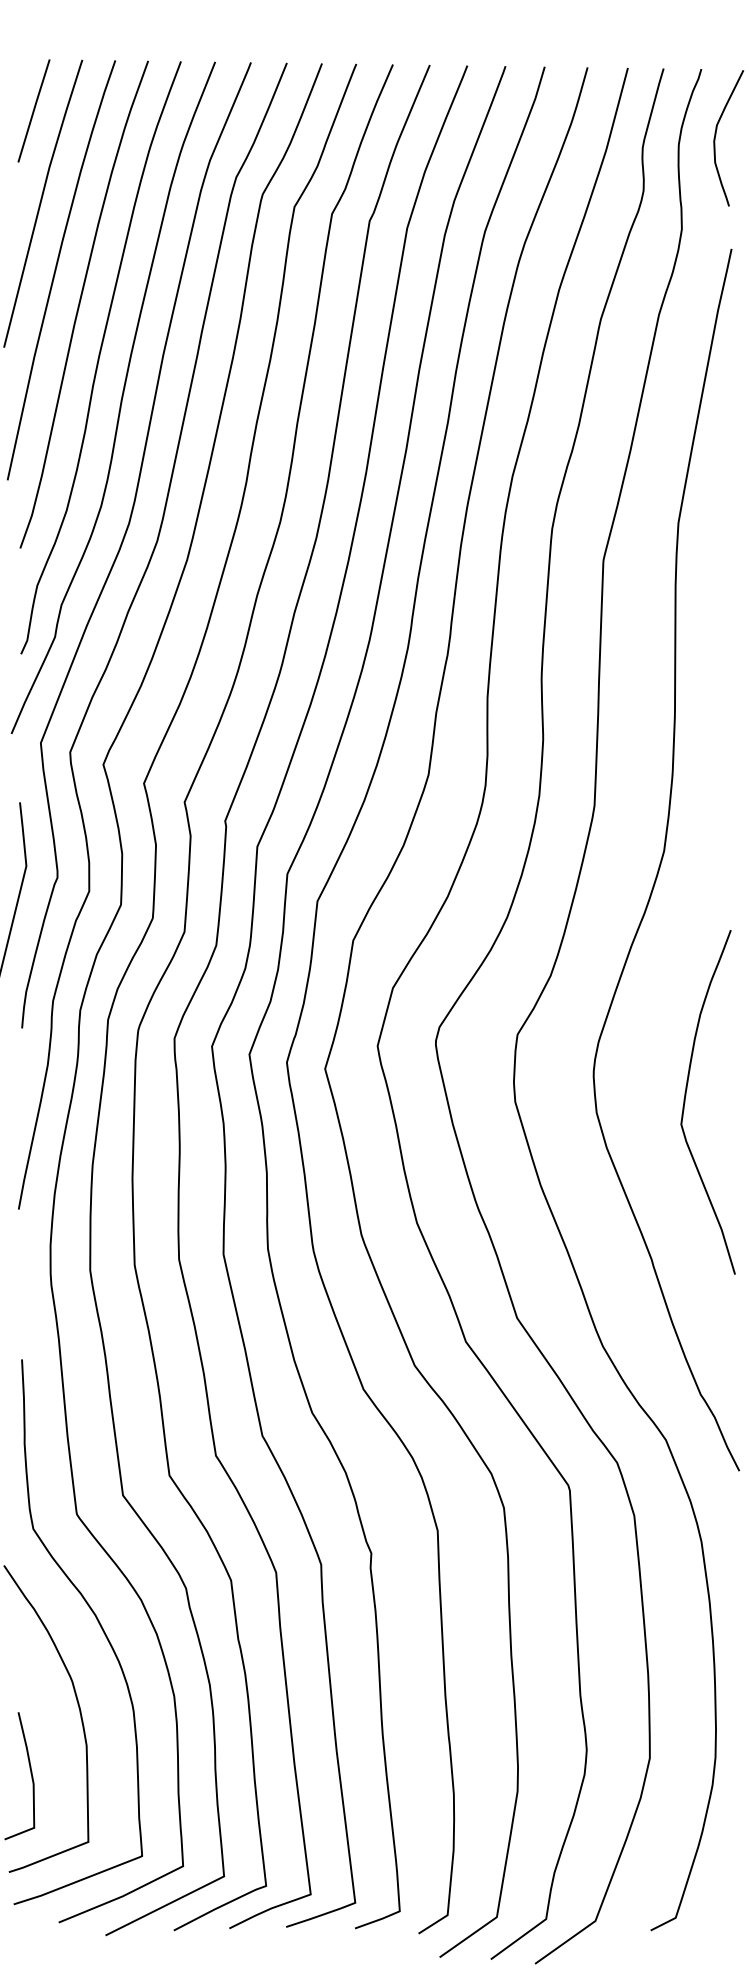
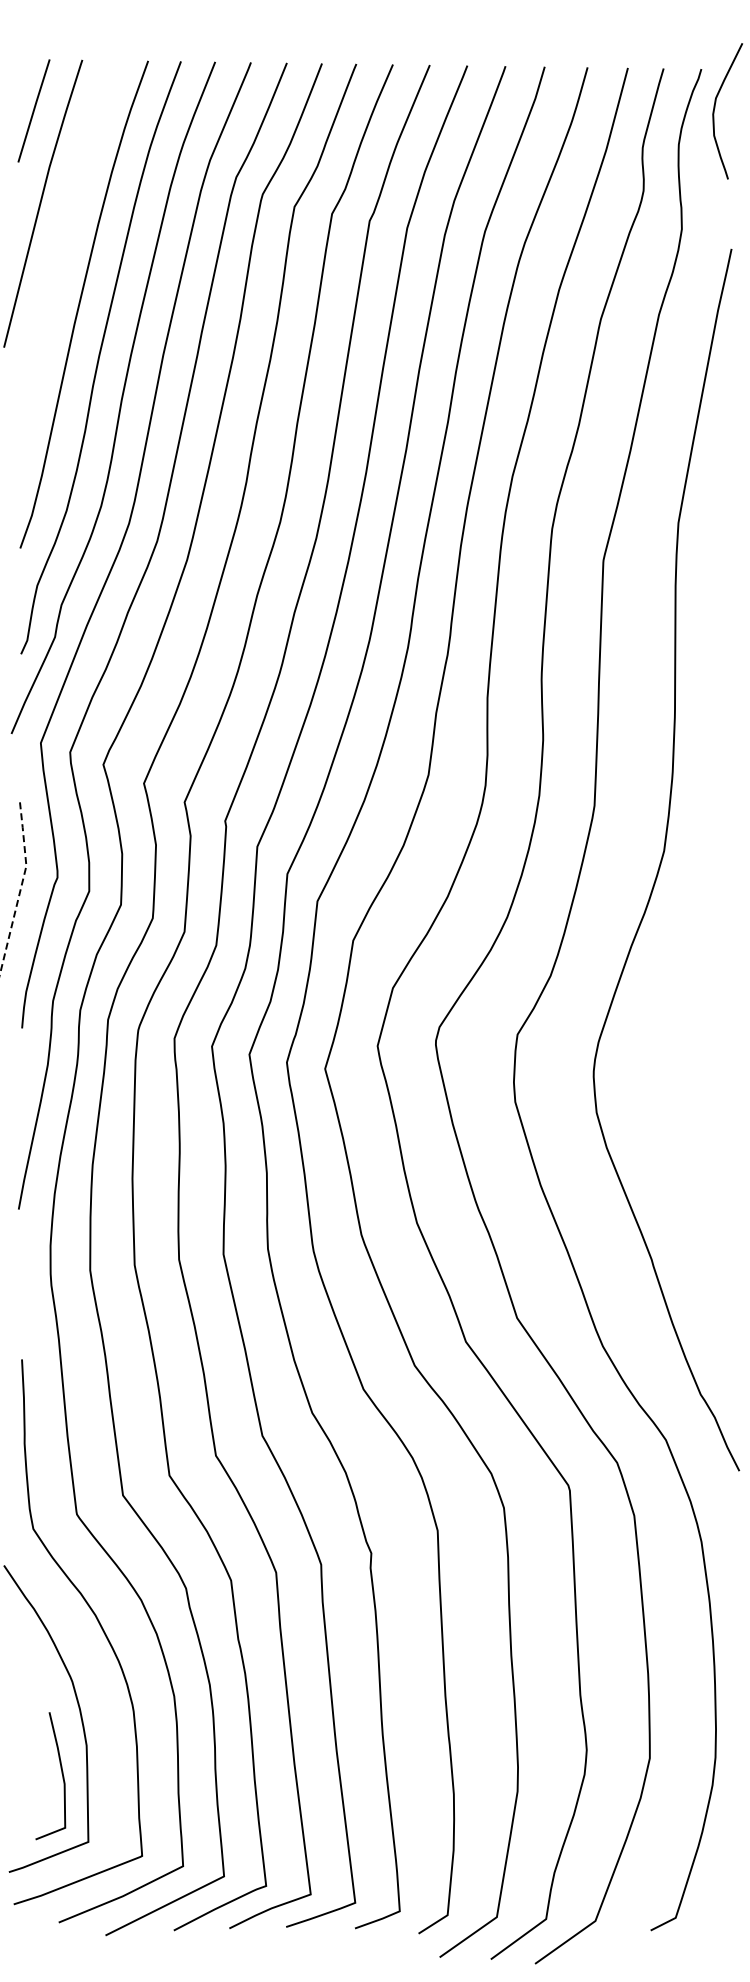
curve position: (716, 135) -> (715, 108) (715, 108)
curve: present -> none (56, 270)
line: solid -> dashed (21, 887)
curve: present -> none (685, 1102)
line position: (30, 1773) -> (61, 1773) (61, 1773)
